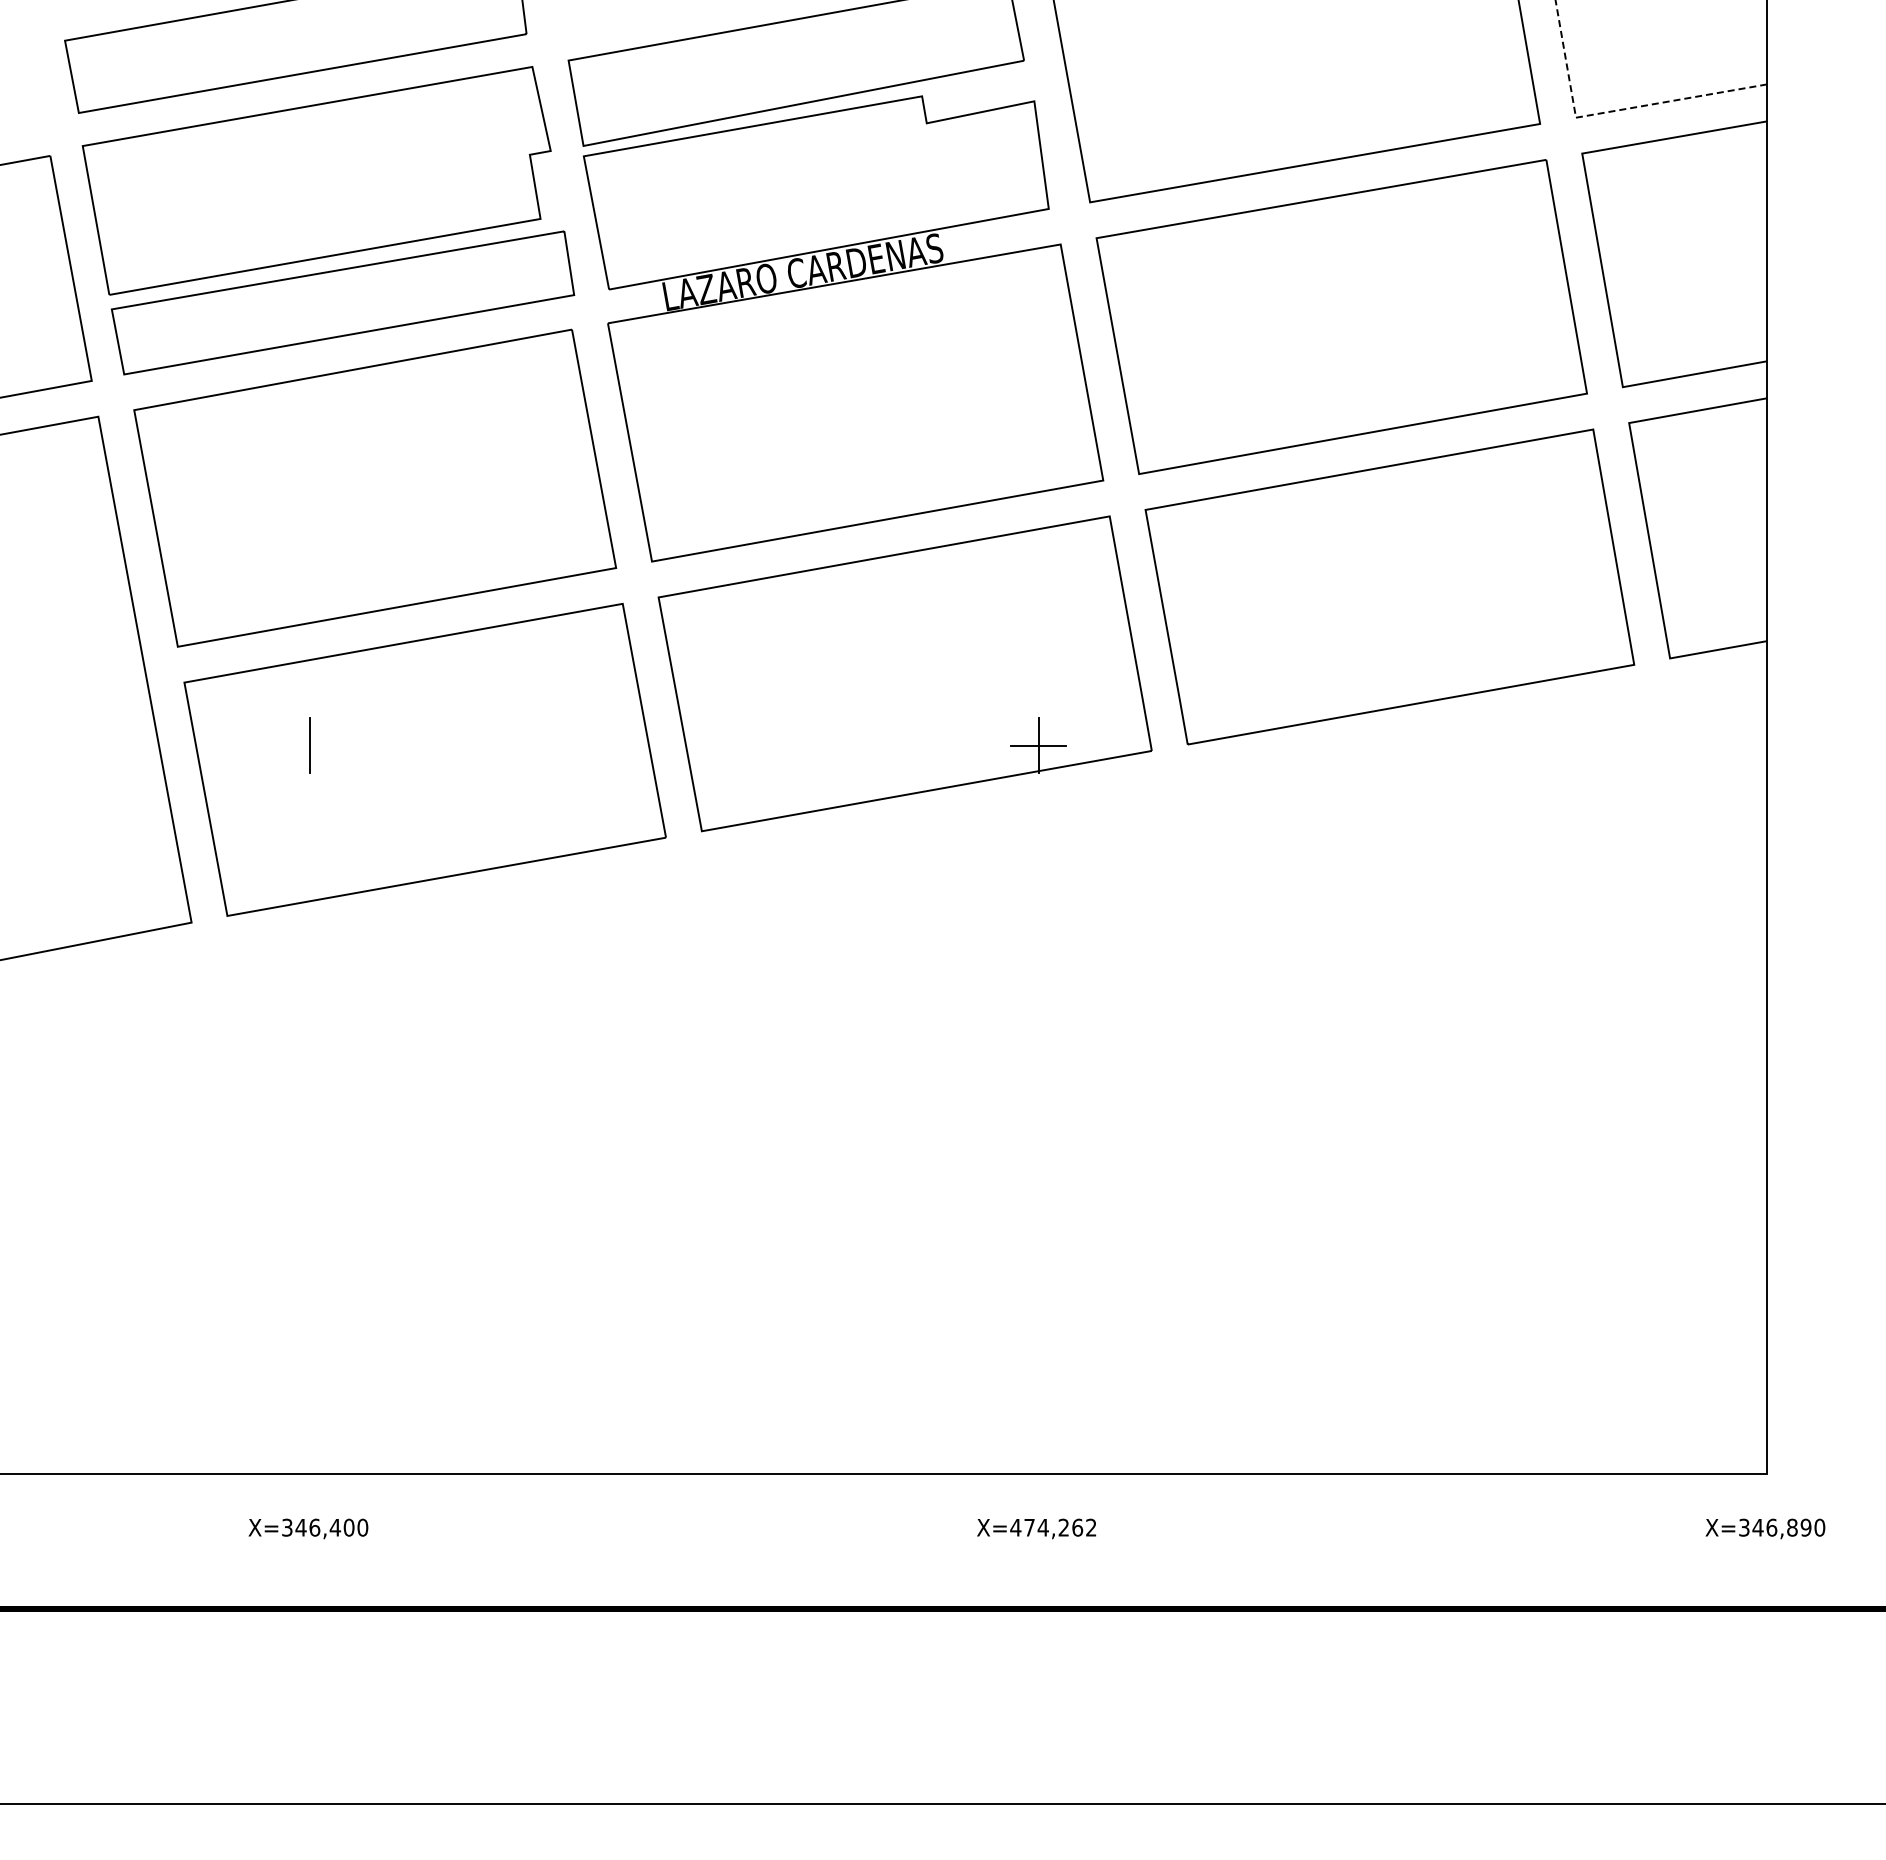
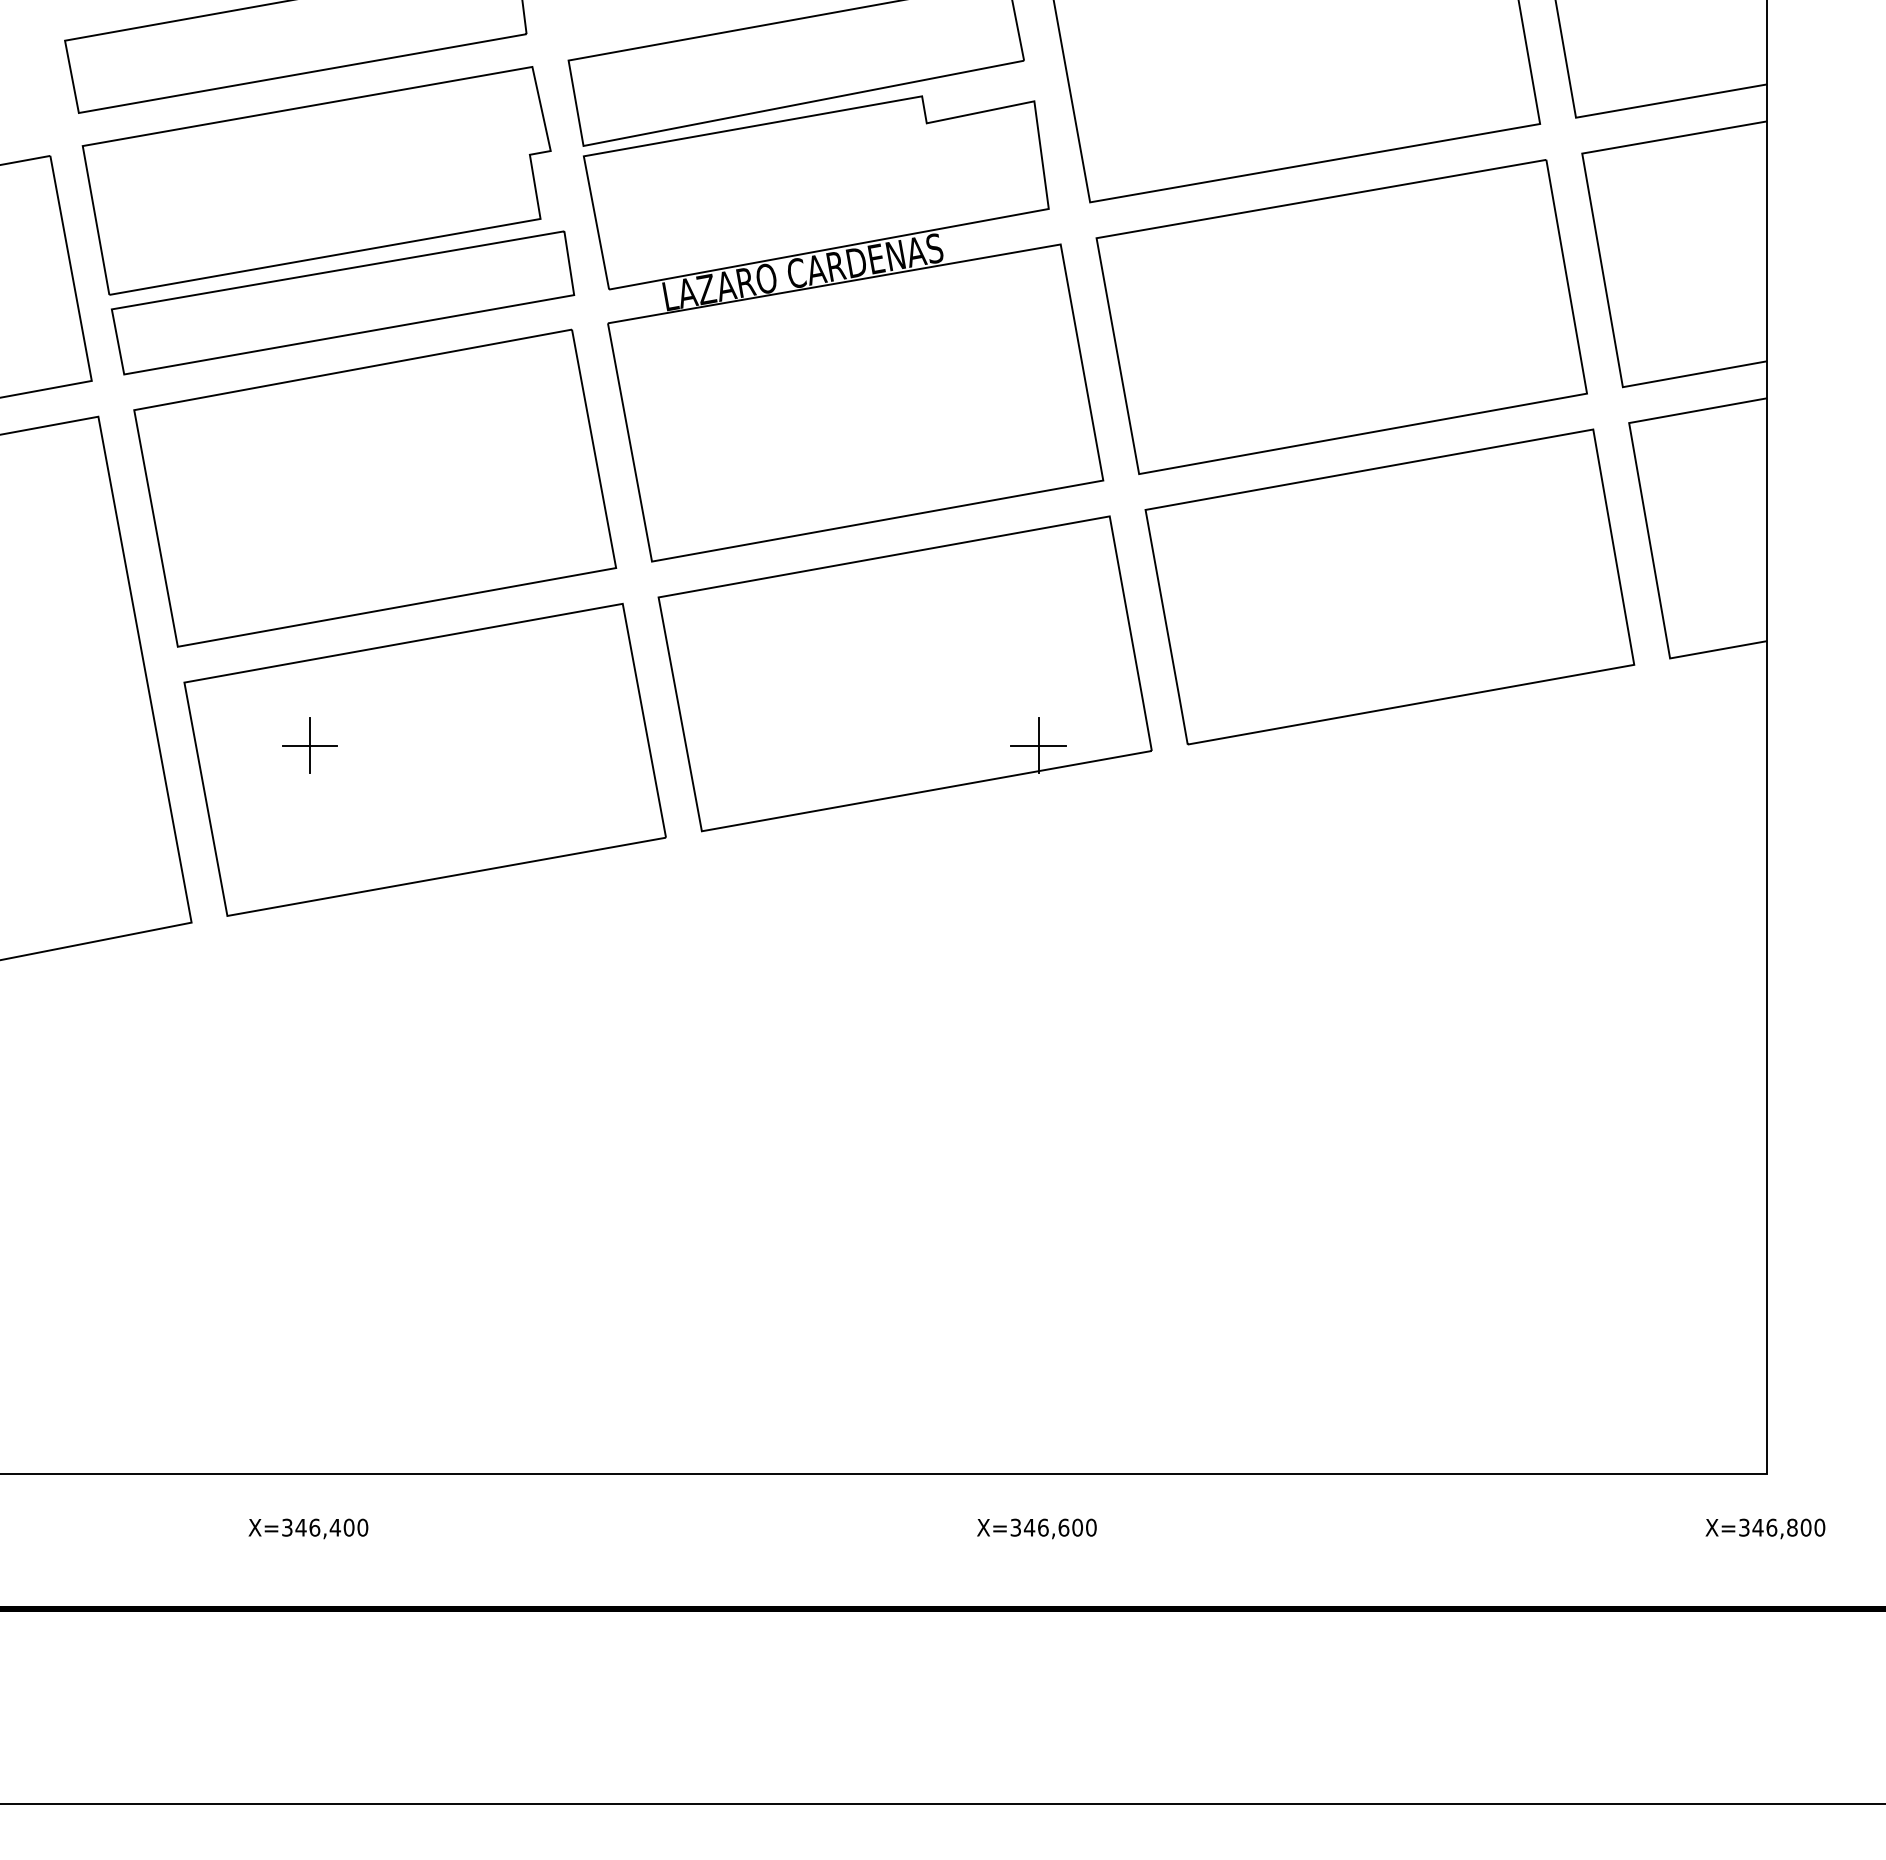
line: dashed -> solid (1612, 111)
line: none -> present (309, 745)
text: X=474,262 -> X=346,600 (1053, 1527)
text: X=346,890 -> X=346,800 (1805, 1527)
